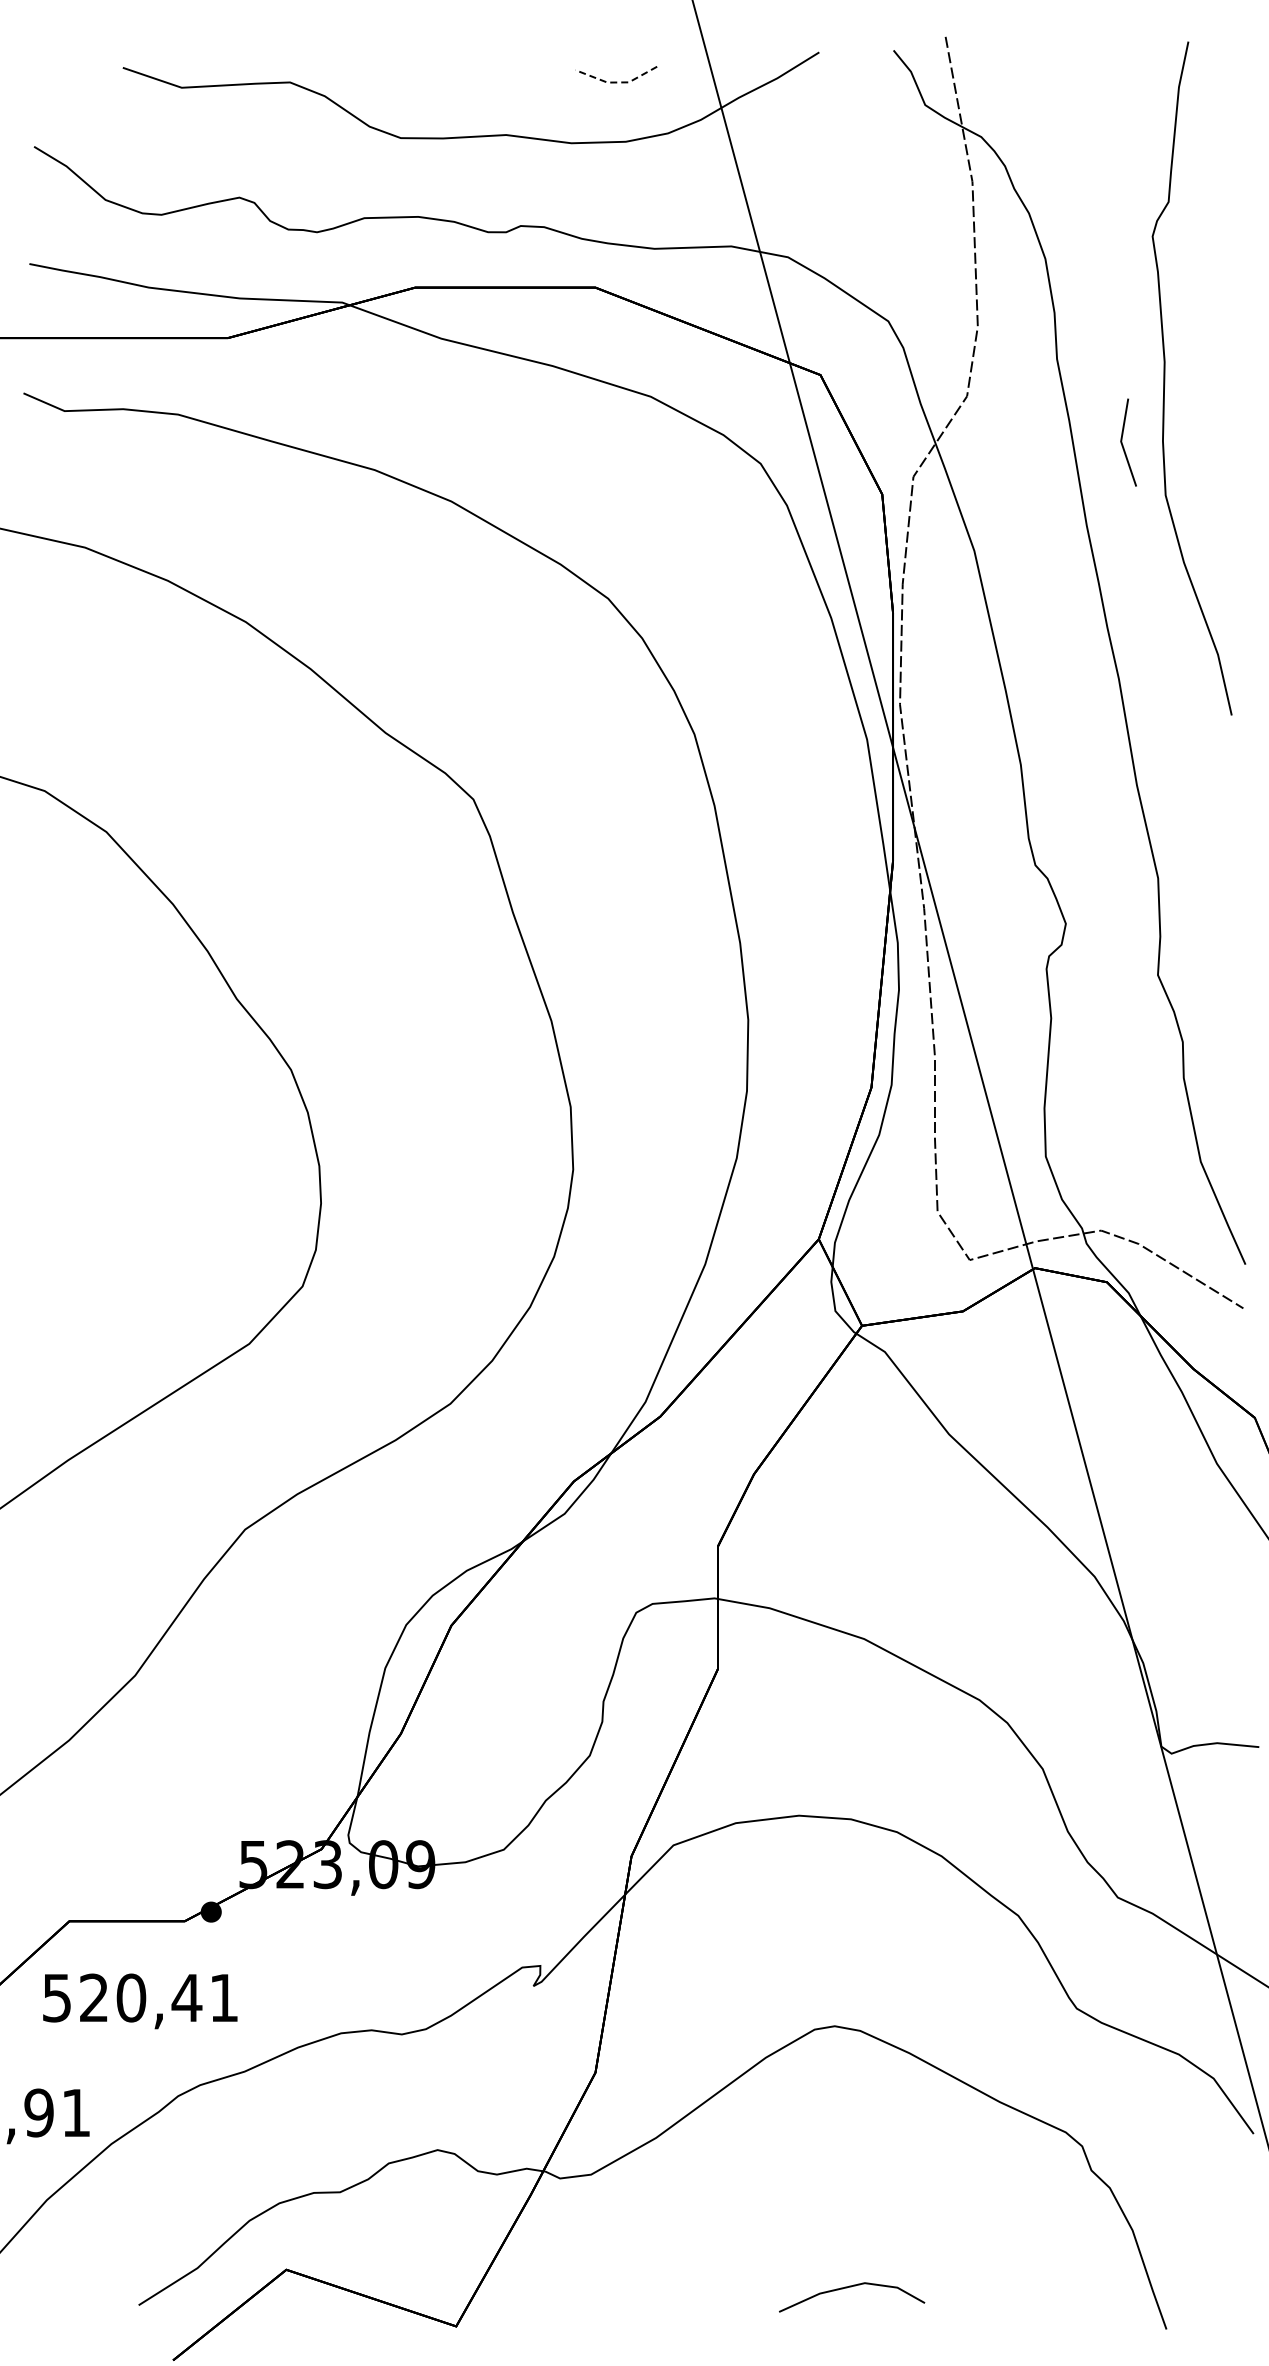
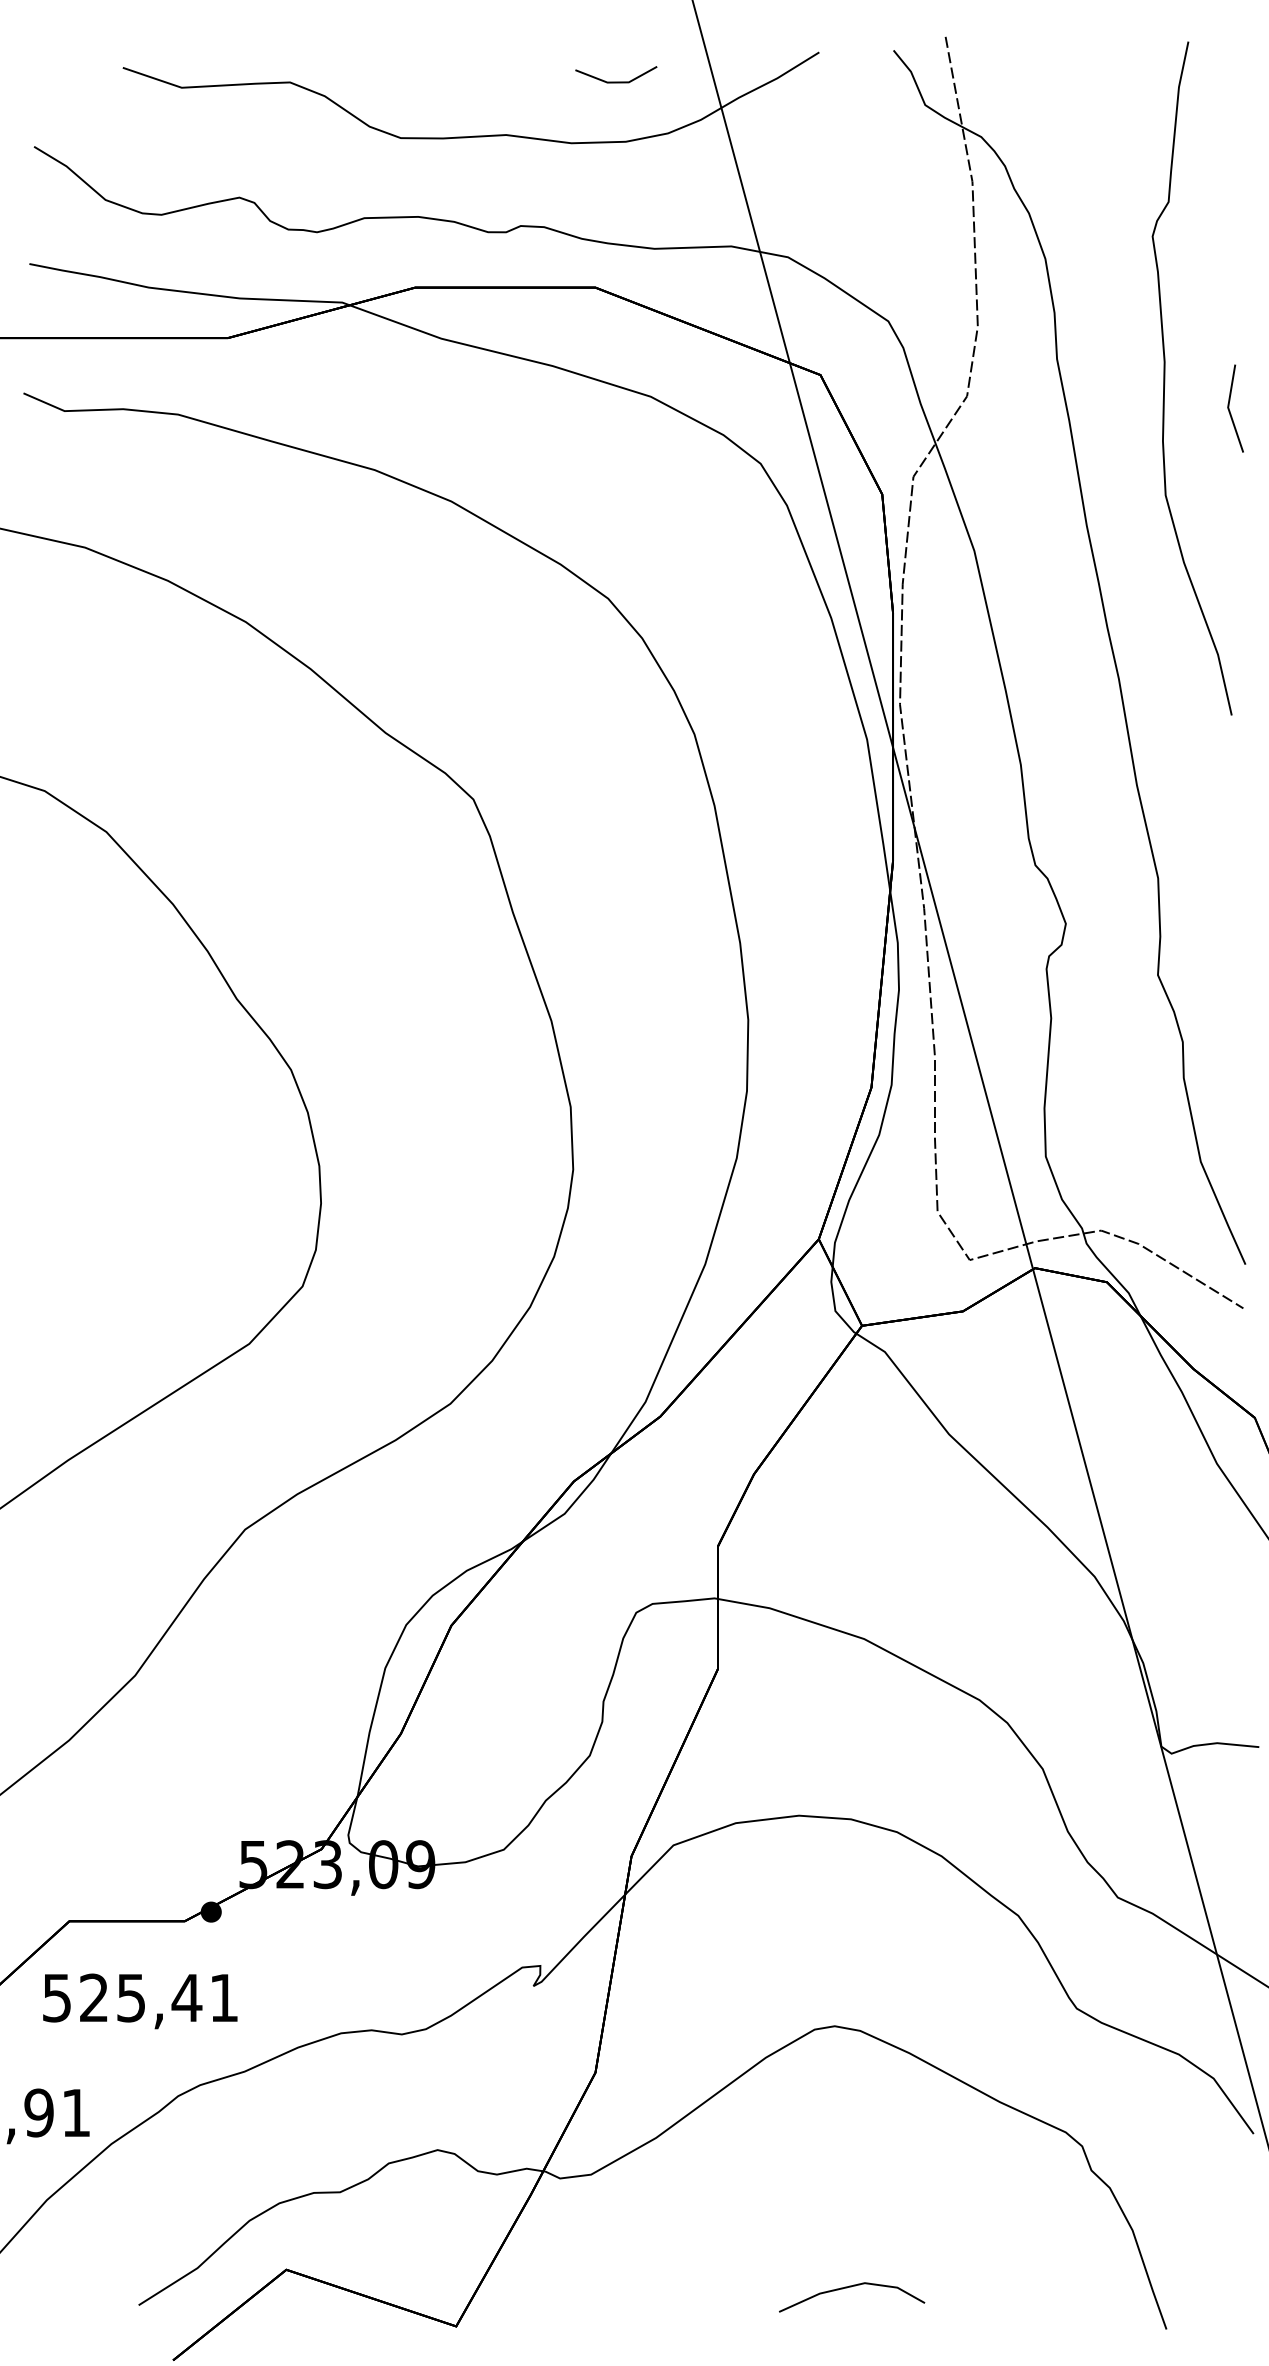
line: dashed -> solid (617, 82)
line position: (1123, 444) -> (1230, 410) (1230, 410)
text: 520,41 -> 525,41 (131, 1997)
